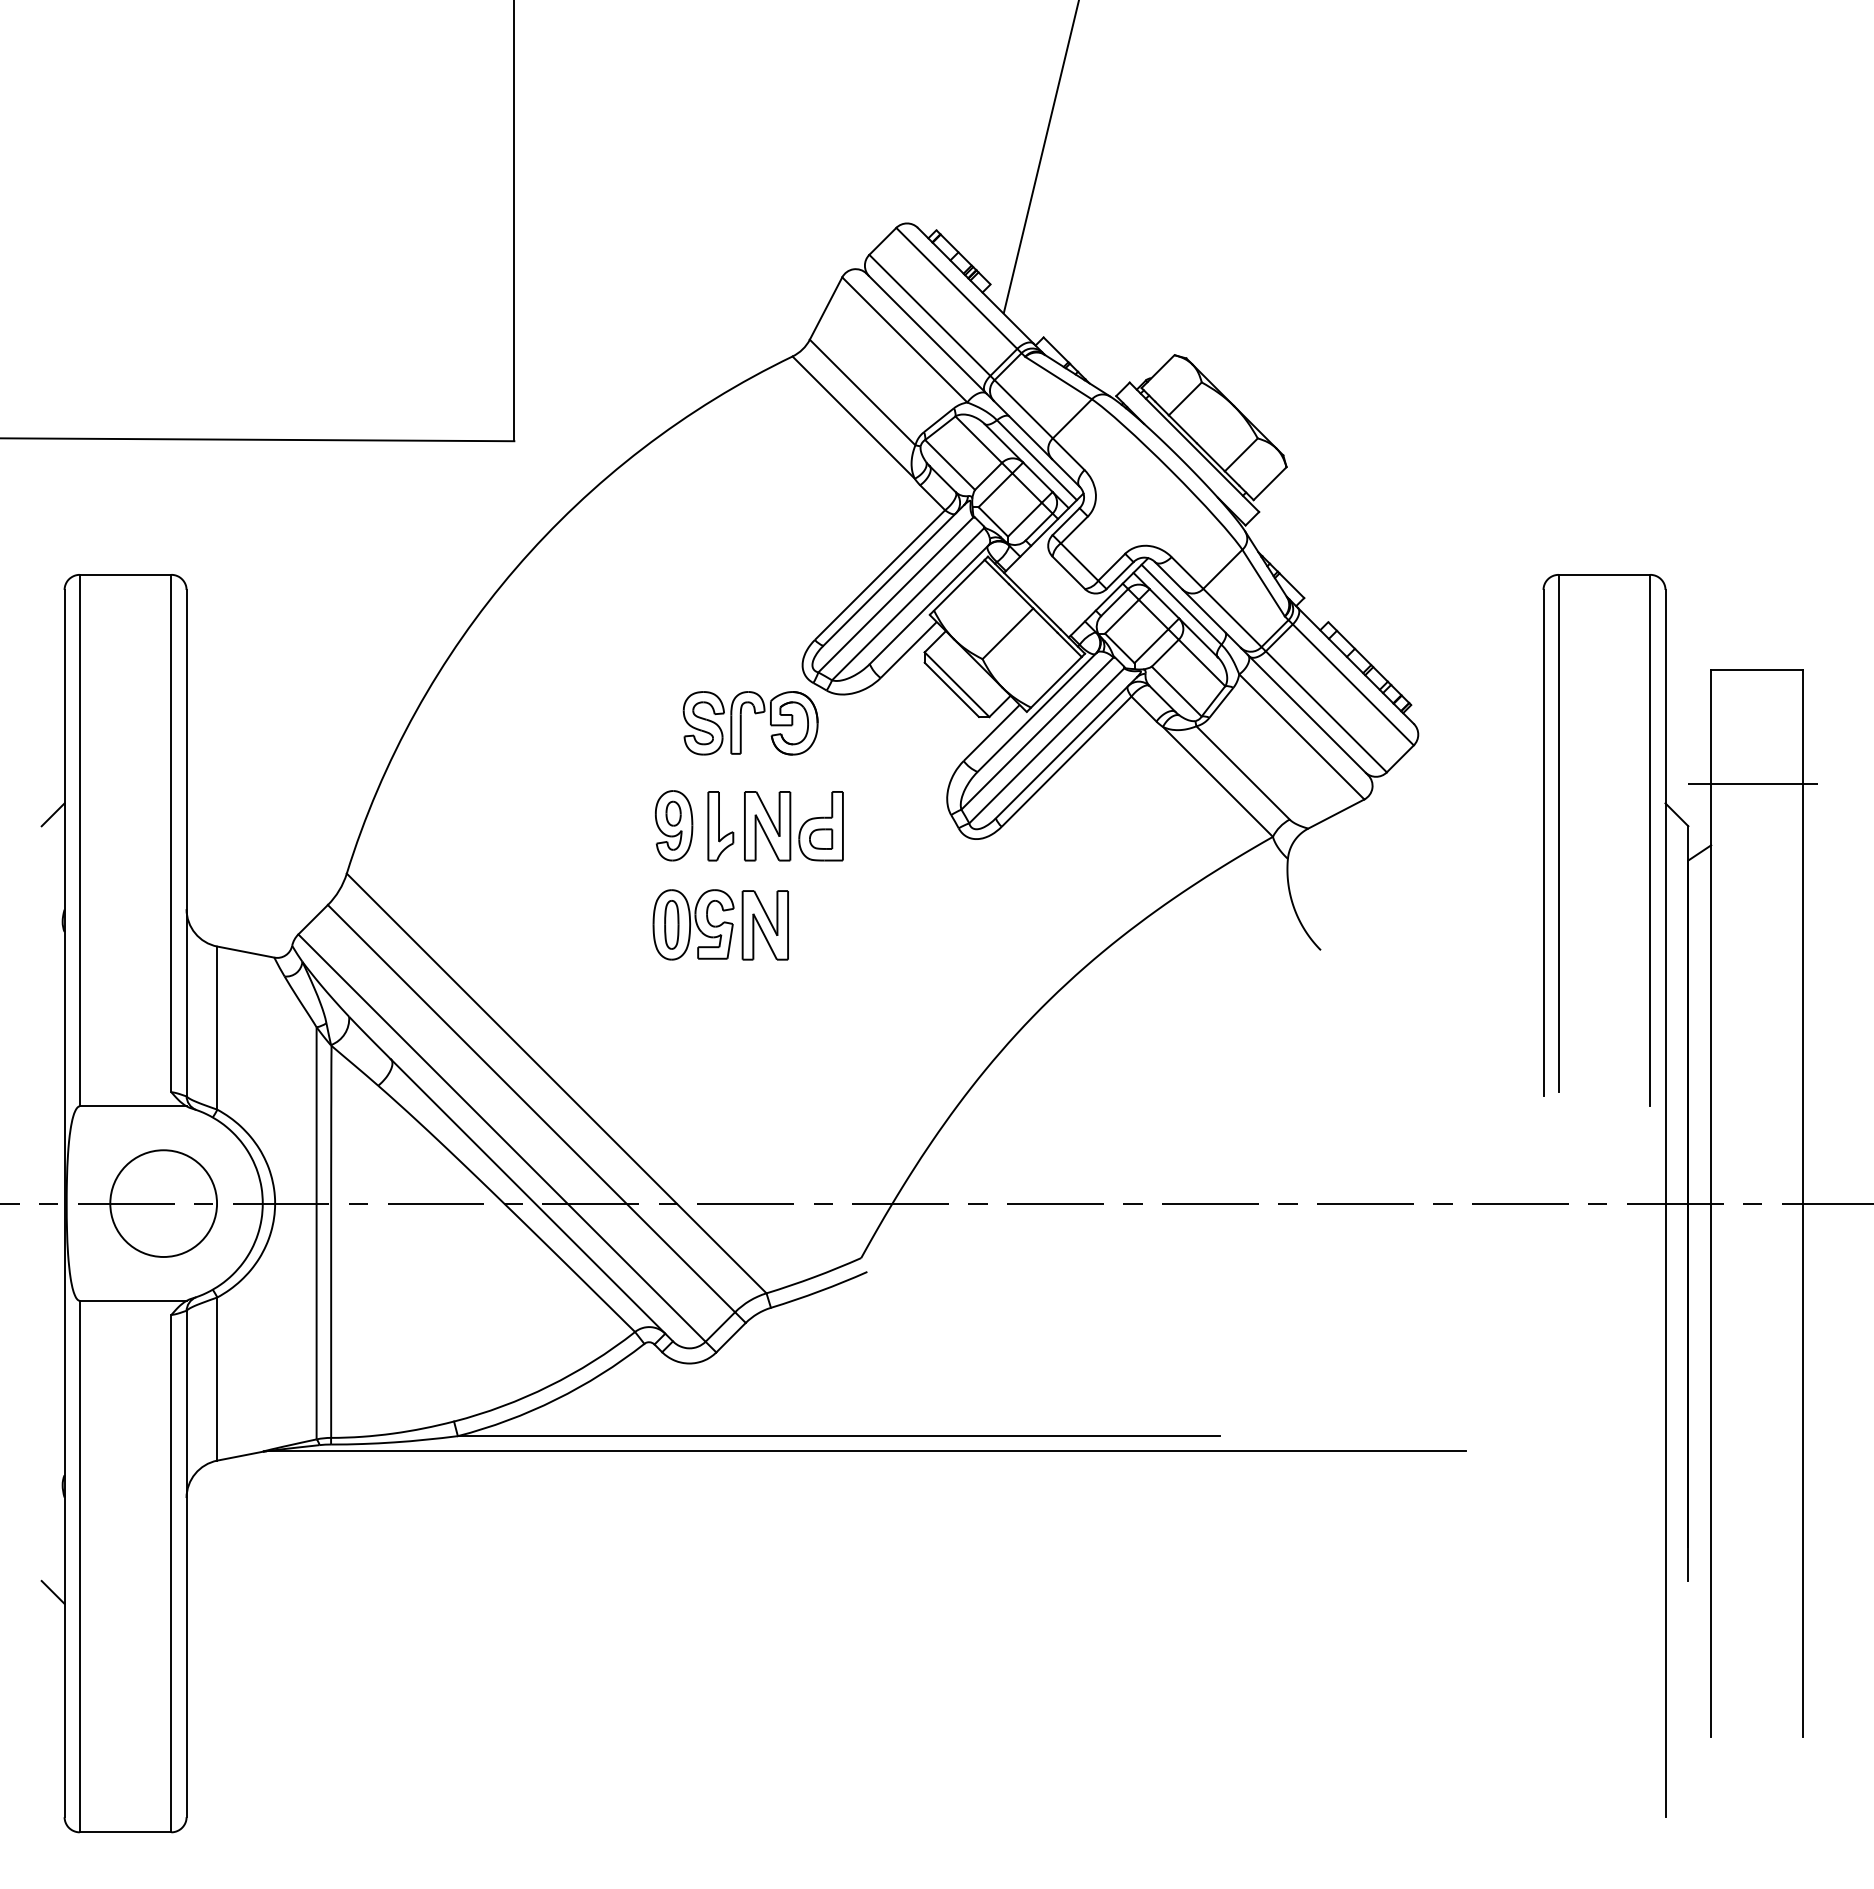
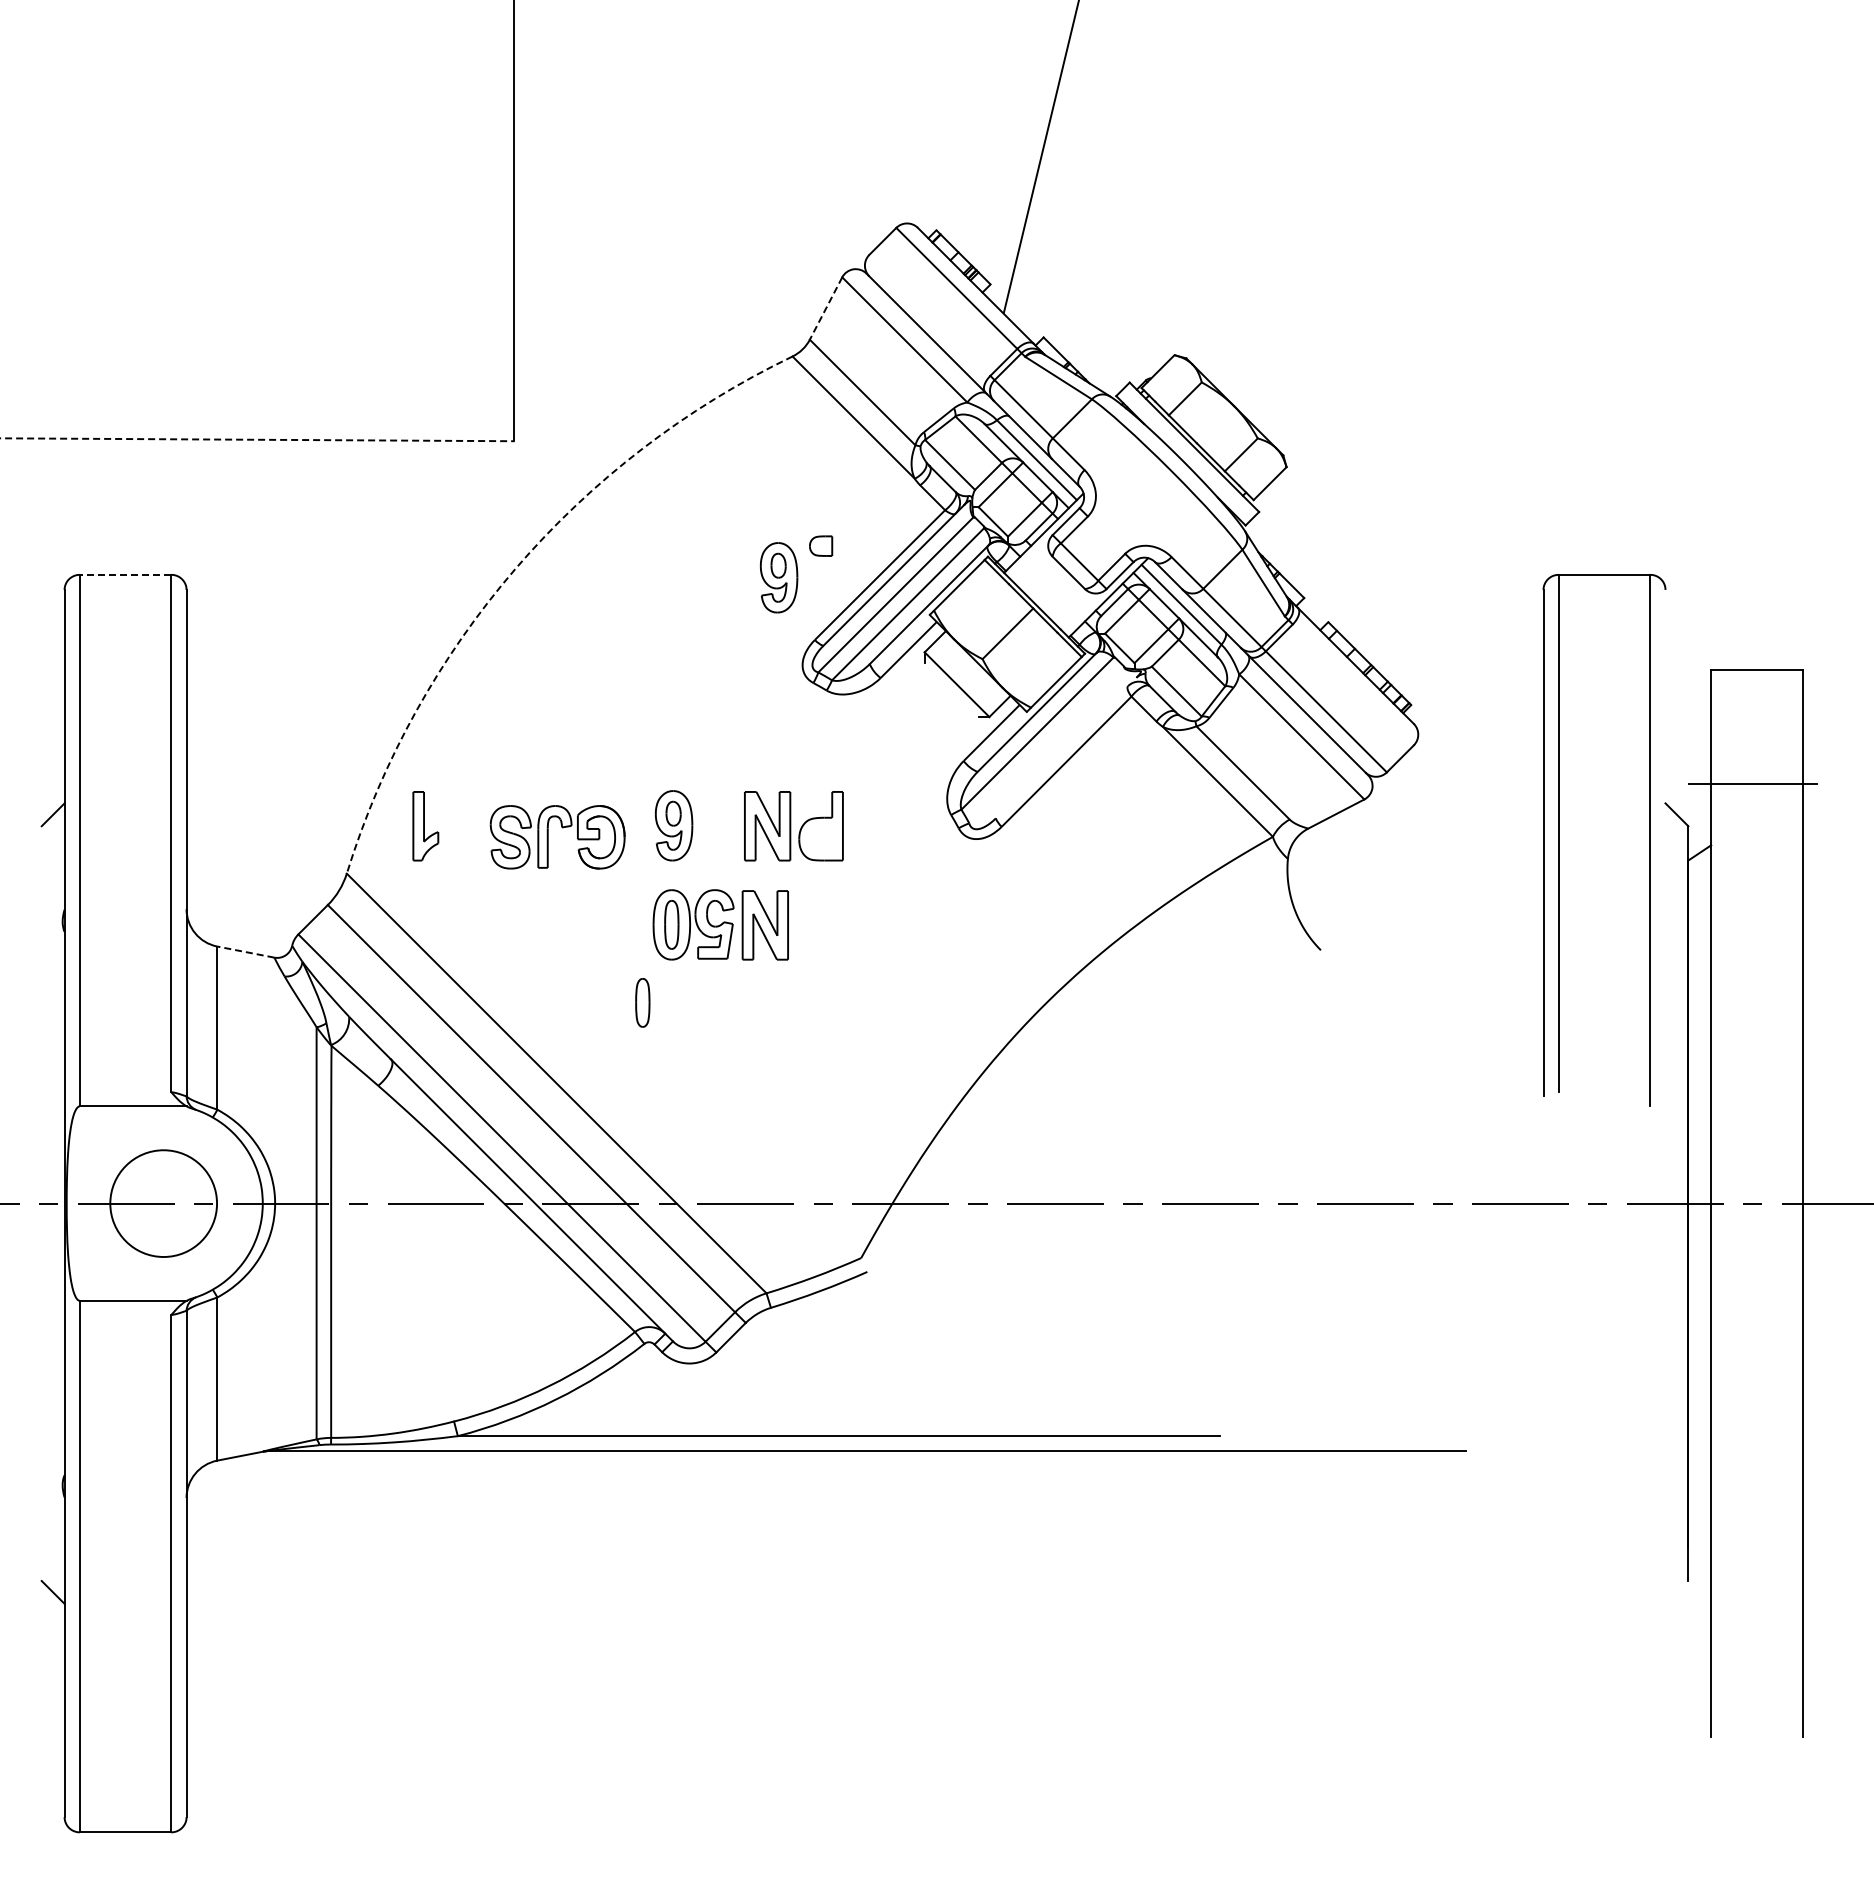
line: solid -> dashed (825, 308)
line: present -> none (929, 314)
line: solid -> dashed (257, 439)
arc: solid -> dashed (515, 568)
line: solid -> dashed (125, 574)
part: none -> present (779, 577)
line: present -> none (1352, 684)
line: present -> none (951, 689)
part position: (741, 723) -> (548, 837) (548, 837)
line: present -> none (1046, 745)
line: present -> none (1065, 747)
part position: (720, 826) -> (425, 826) (425, 826)
part position: (821, 838) -> (821, 545) (821, 545)
line: solid -> dashed (245, 952)
part: none -> present (642, 1002)
line: present -> none (1665, 1203)
